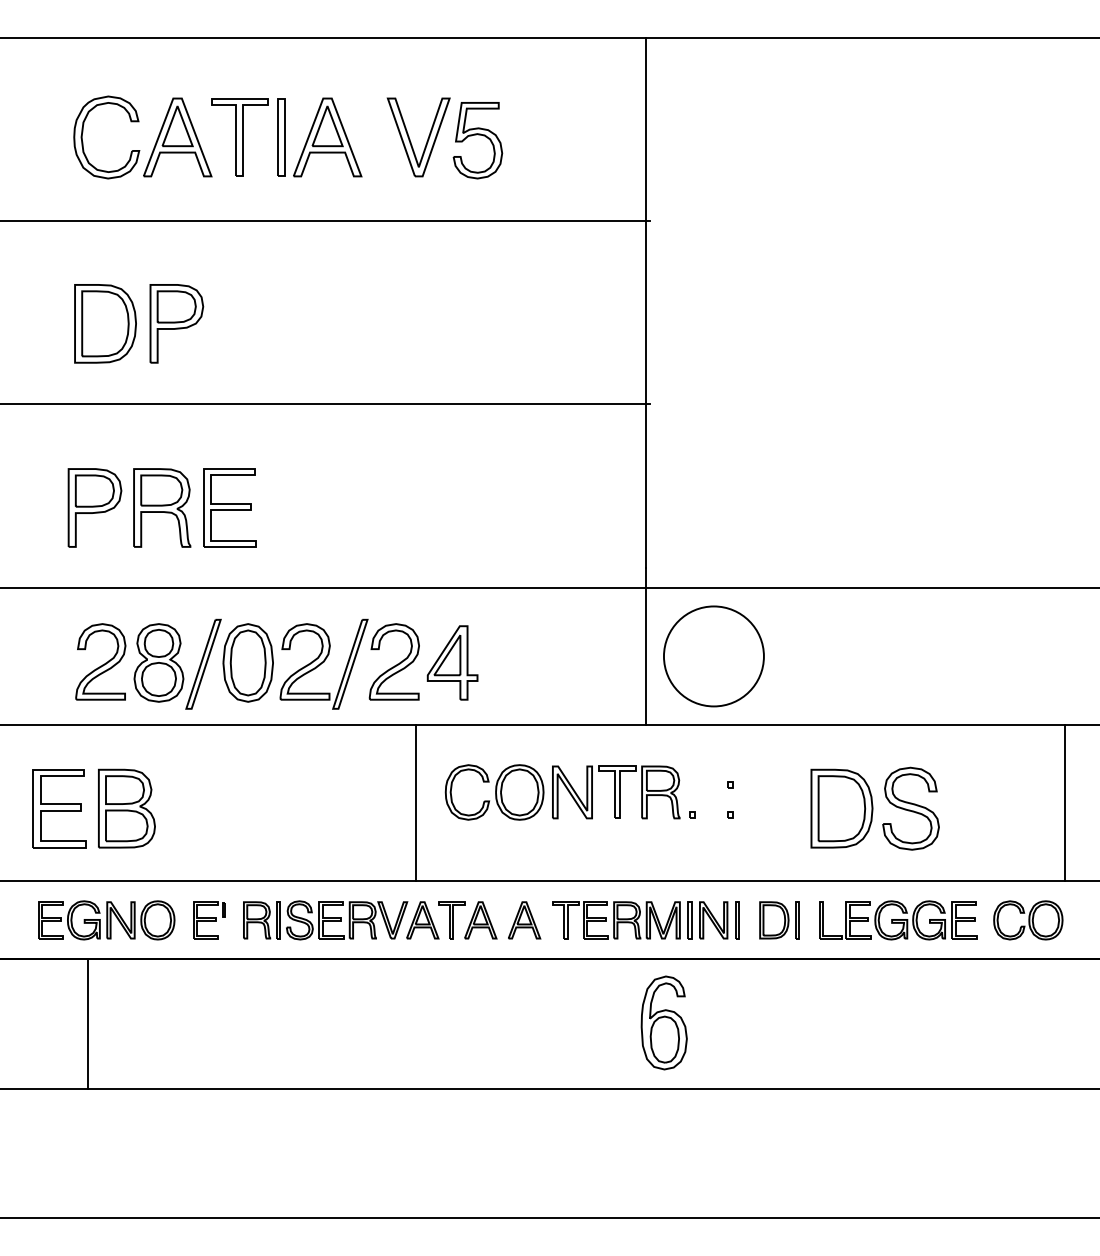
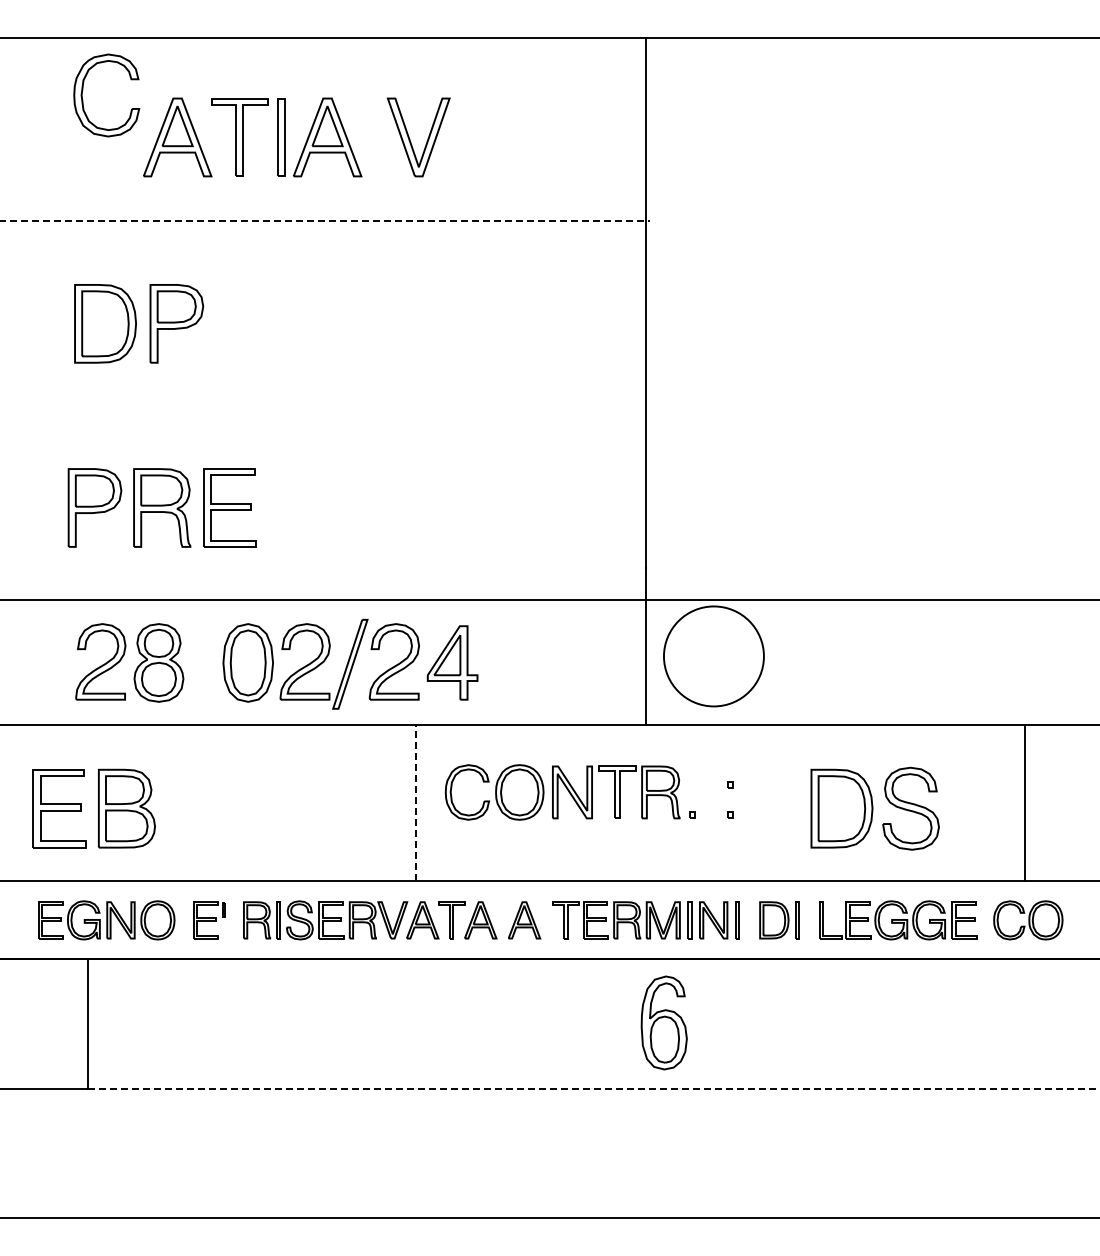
part position: (83, 132) -> (83, 90) (83, 90)
part: present -> none (477, 140)
line: solid -> dashed (325, 221)
line: present -> none (325, 404)
line position: (549, 587) -> (549, 599) (549, 599)
part: present -> none (203, 663)
line position: (1065, 802) -> (1025, 802) (1025, 802)
line: solid -> dashed (416, 803)
line: solid -> dashed (593, 1088)
